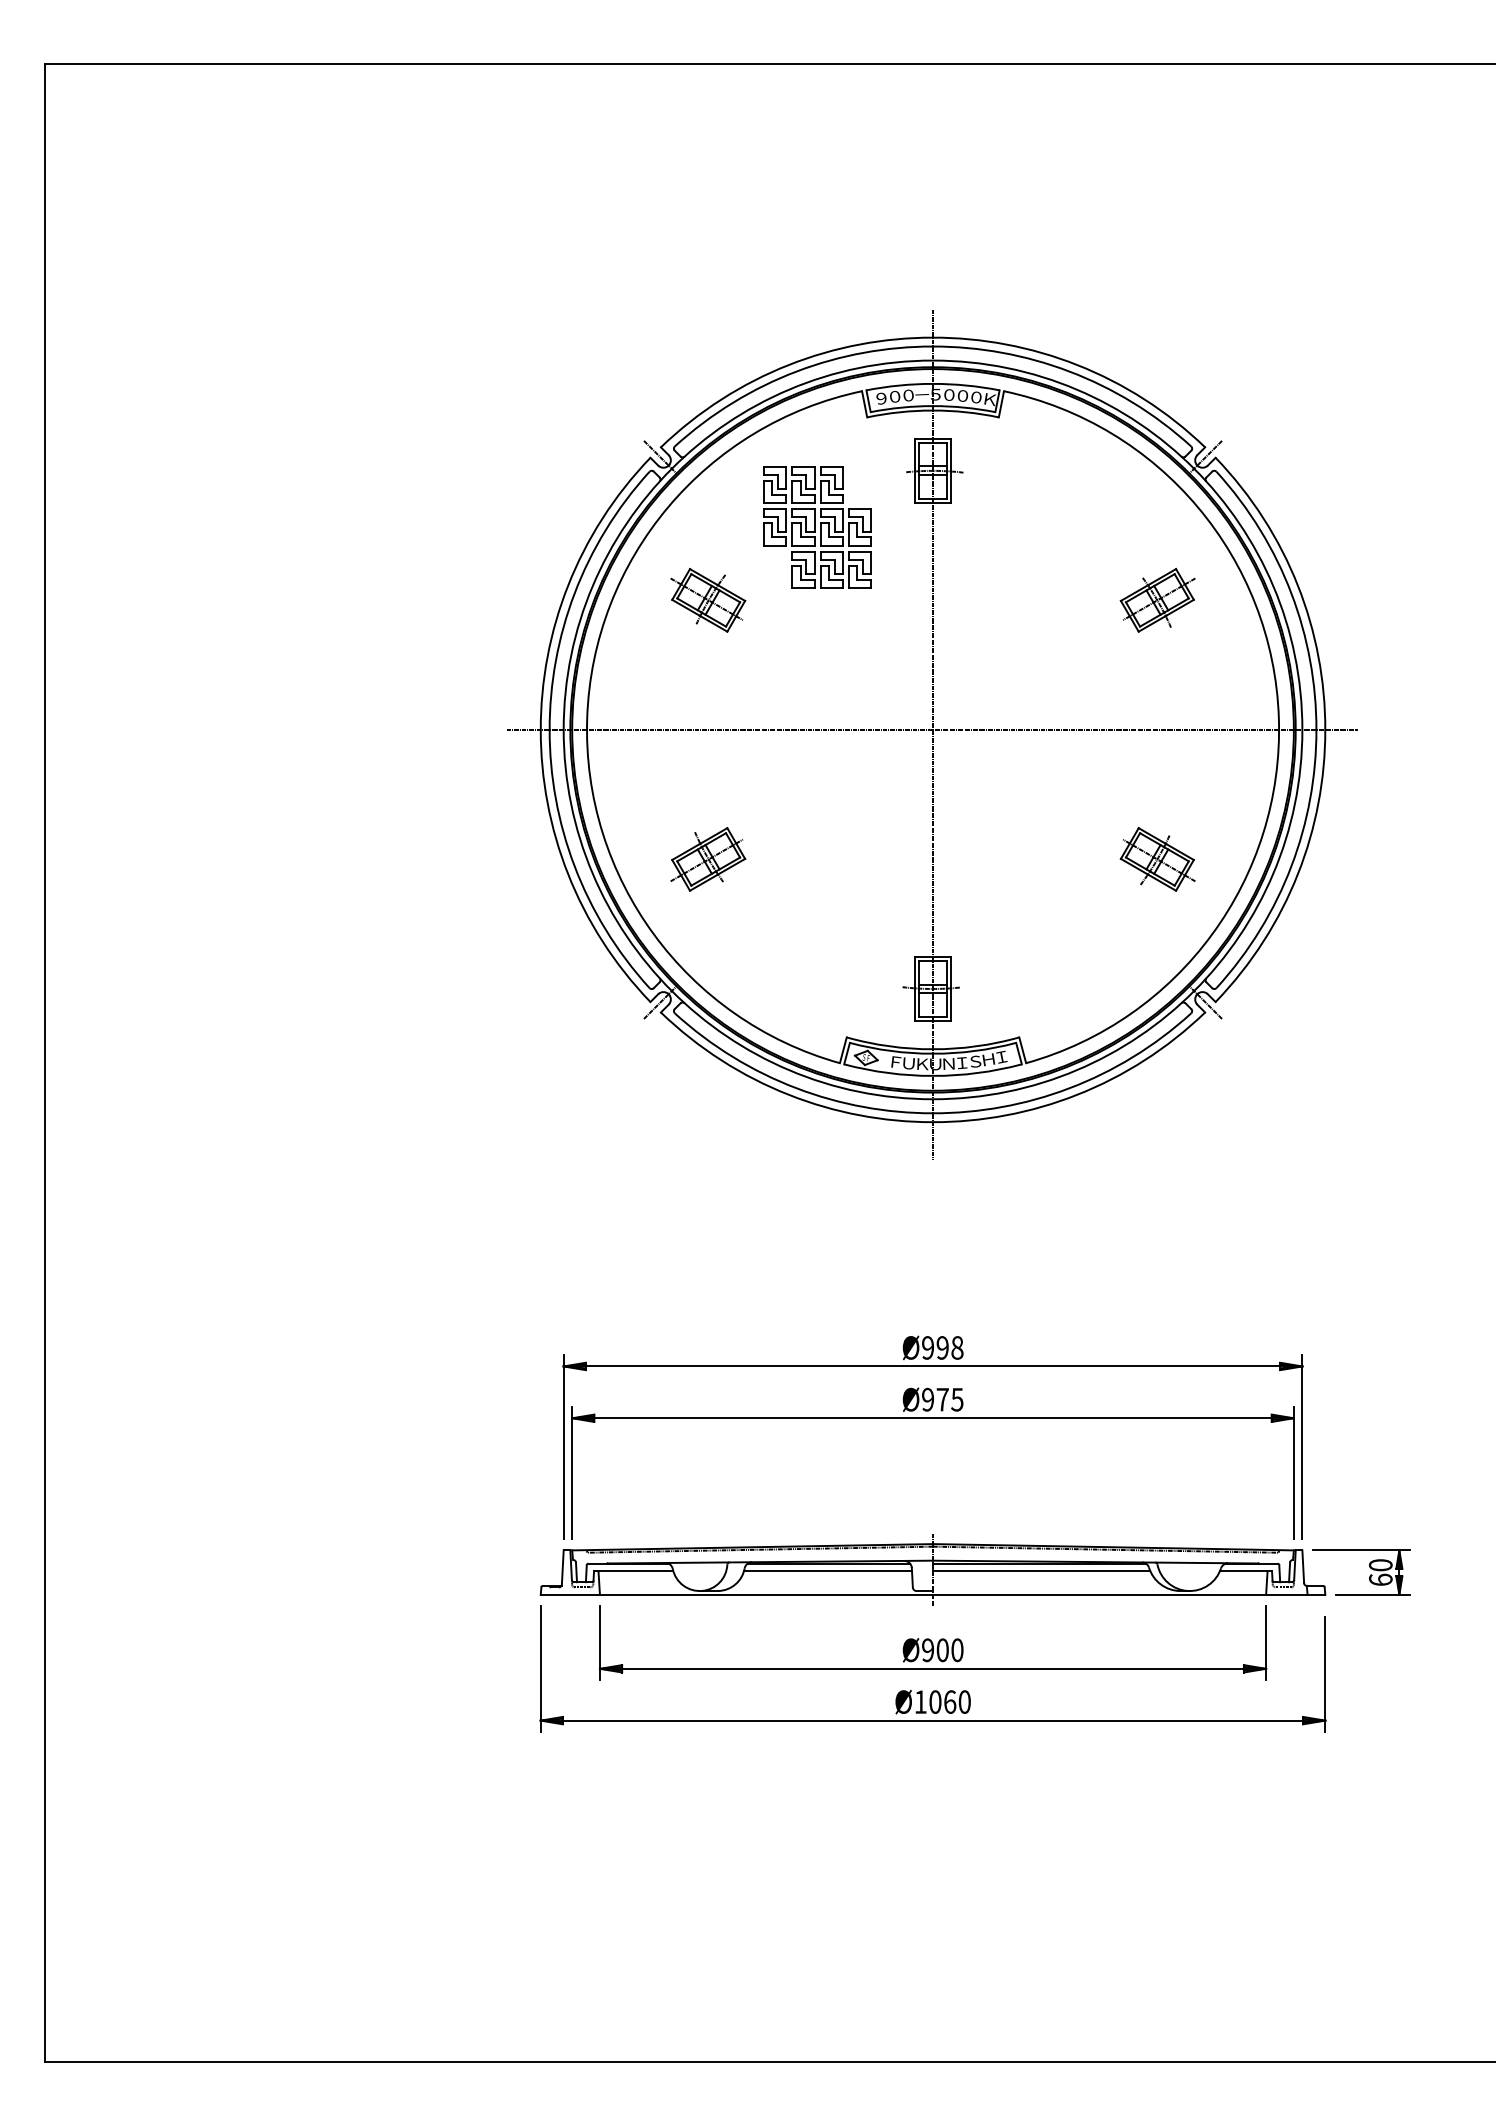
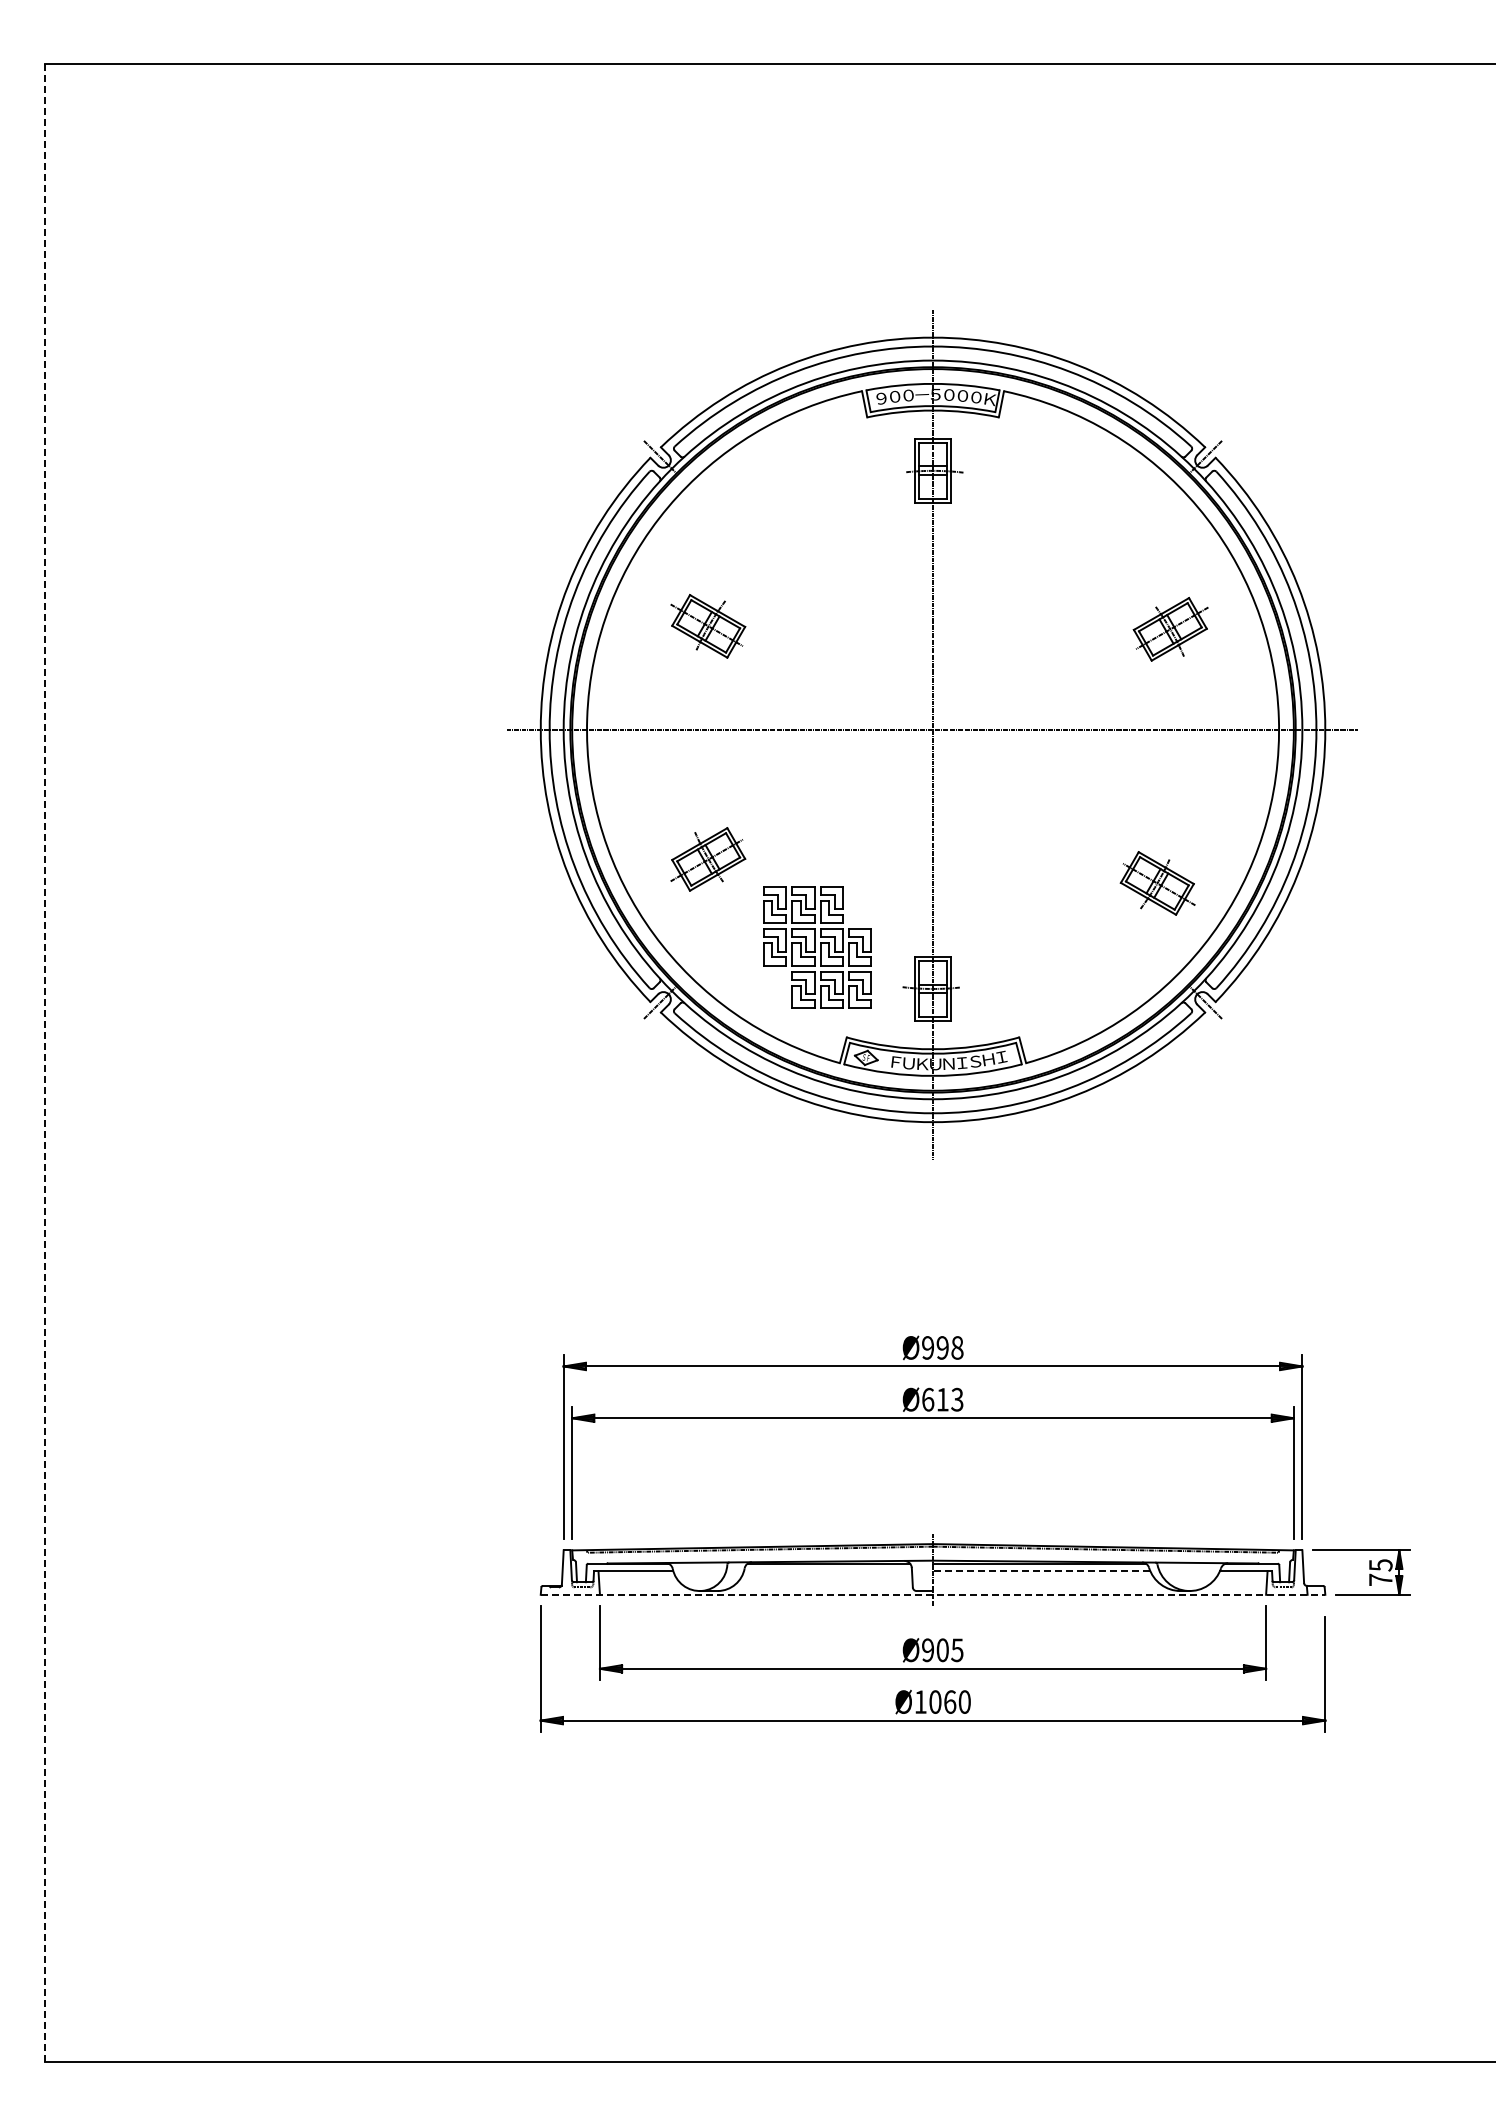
part position: (817, 527) -> (817, 947) (817, 947)
part position: (708, 600) -> (708, 626) (708, 626)
part position: (1157, 600) -> (1170, 629) (1170, 629)
part position: (1157, 859) -> (1157, 883) (1157, 883)
line: solid -> dashed (44, 1062)
text: Ø975 -> Ø613 (942, 1399)
line: present -> none (828, 1571)
line: solid -> dashed (1041, 1571)
text: 60 -> 75 (1380, 1572)
line: solid -> dashed (933, 1594)
text: Ø900 -> Ø905 (957, 1650)
